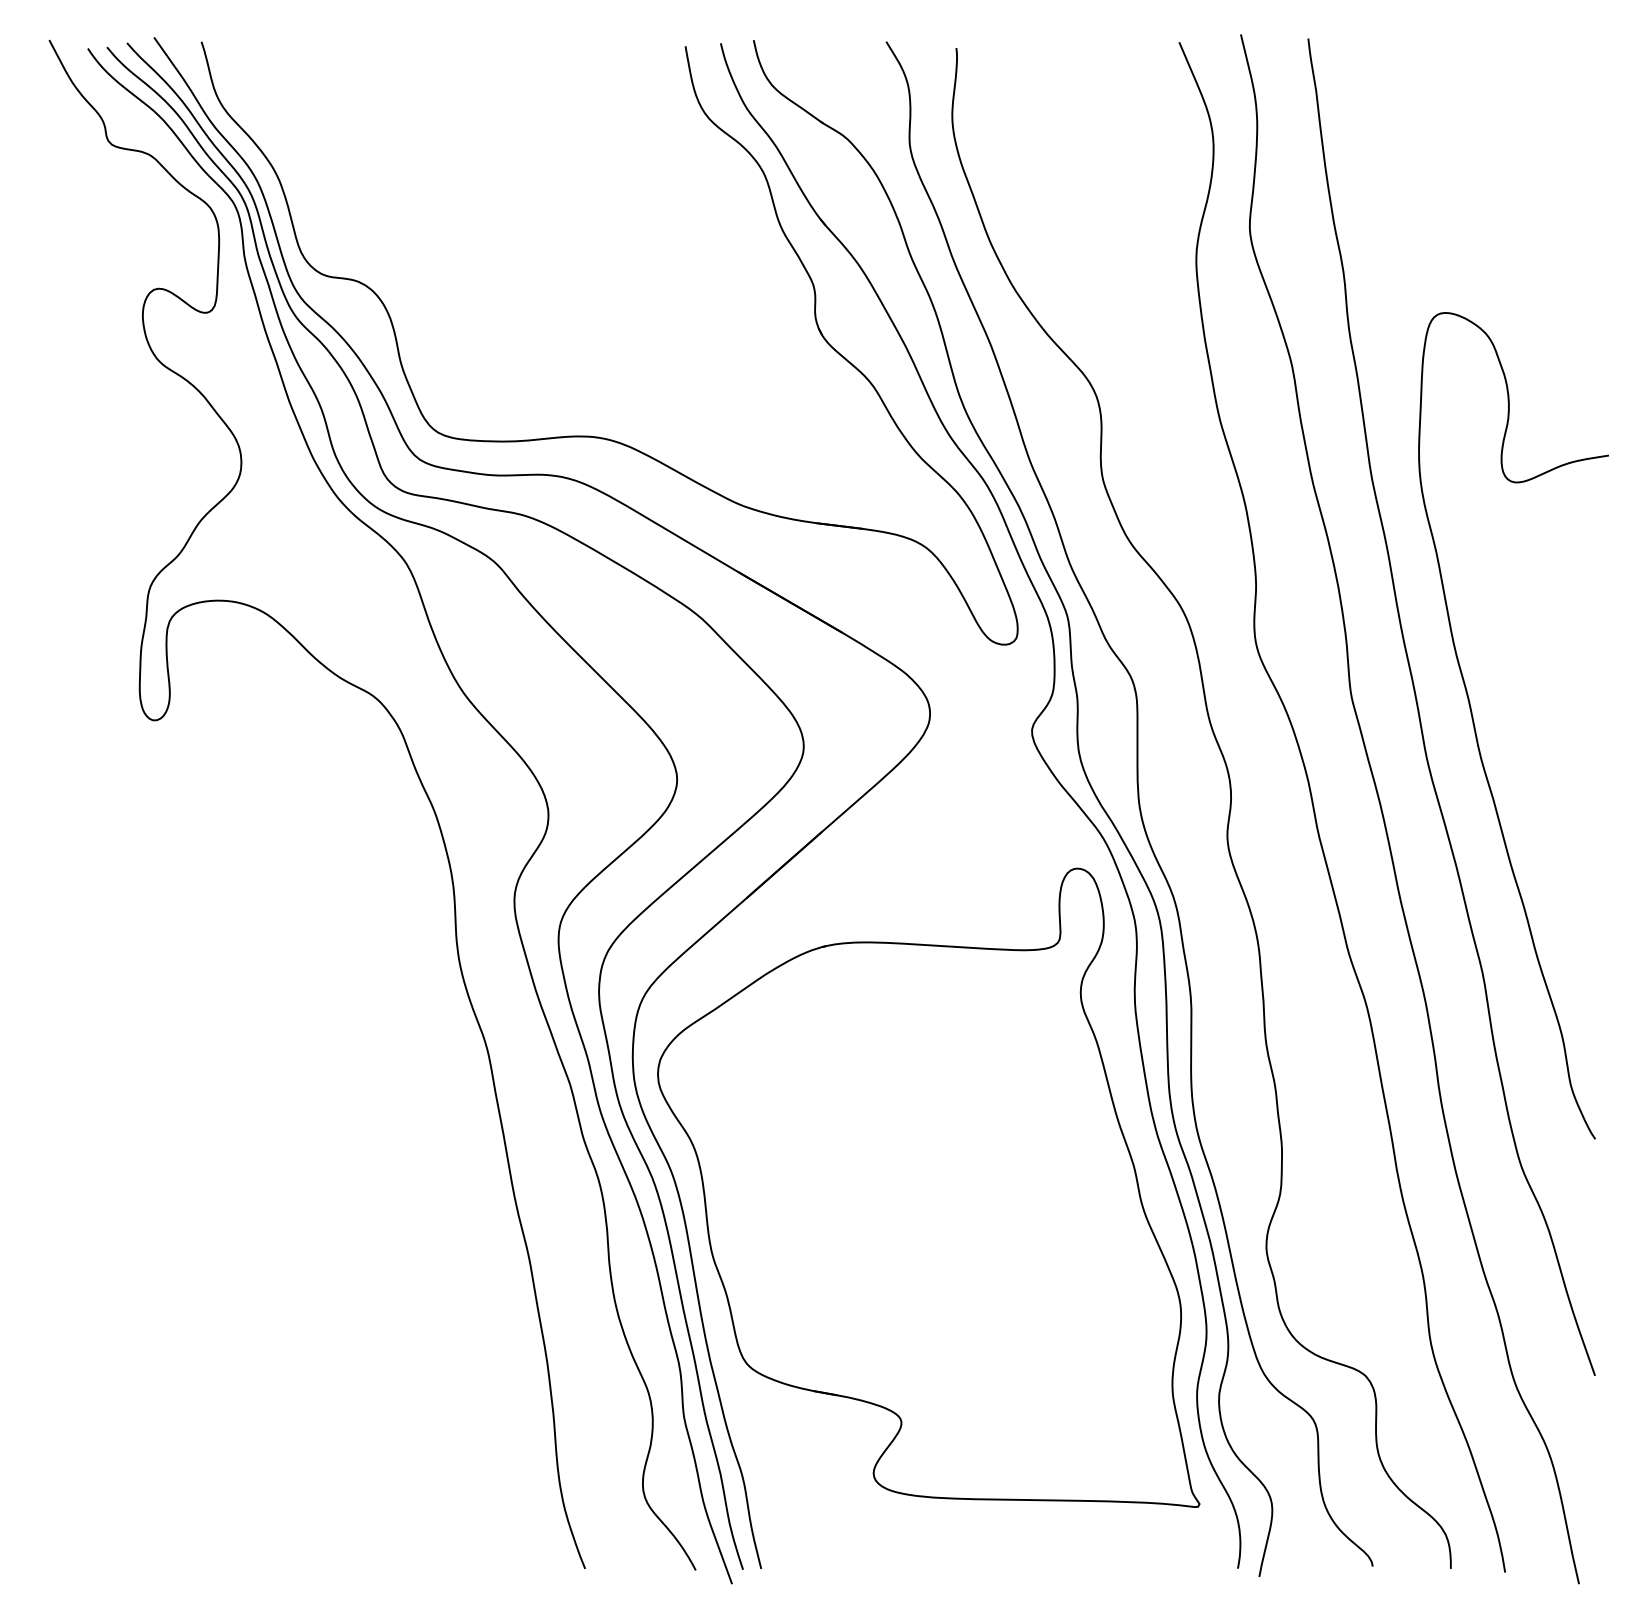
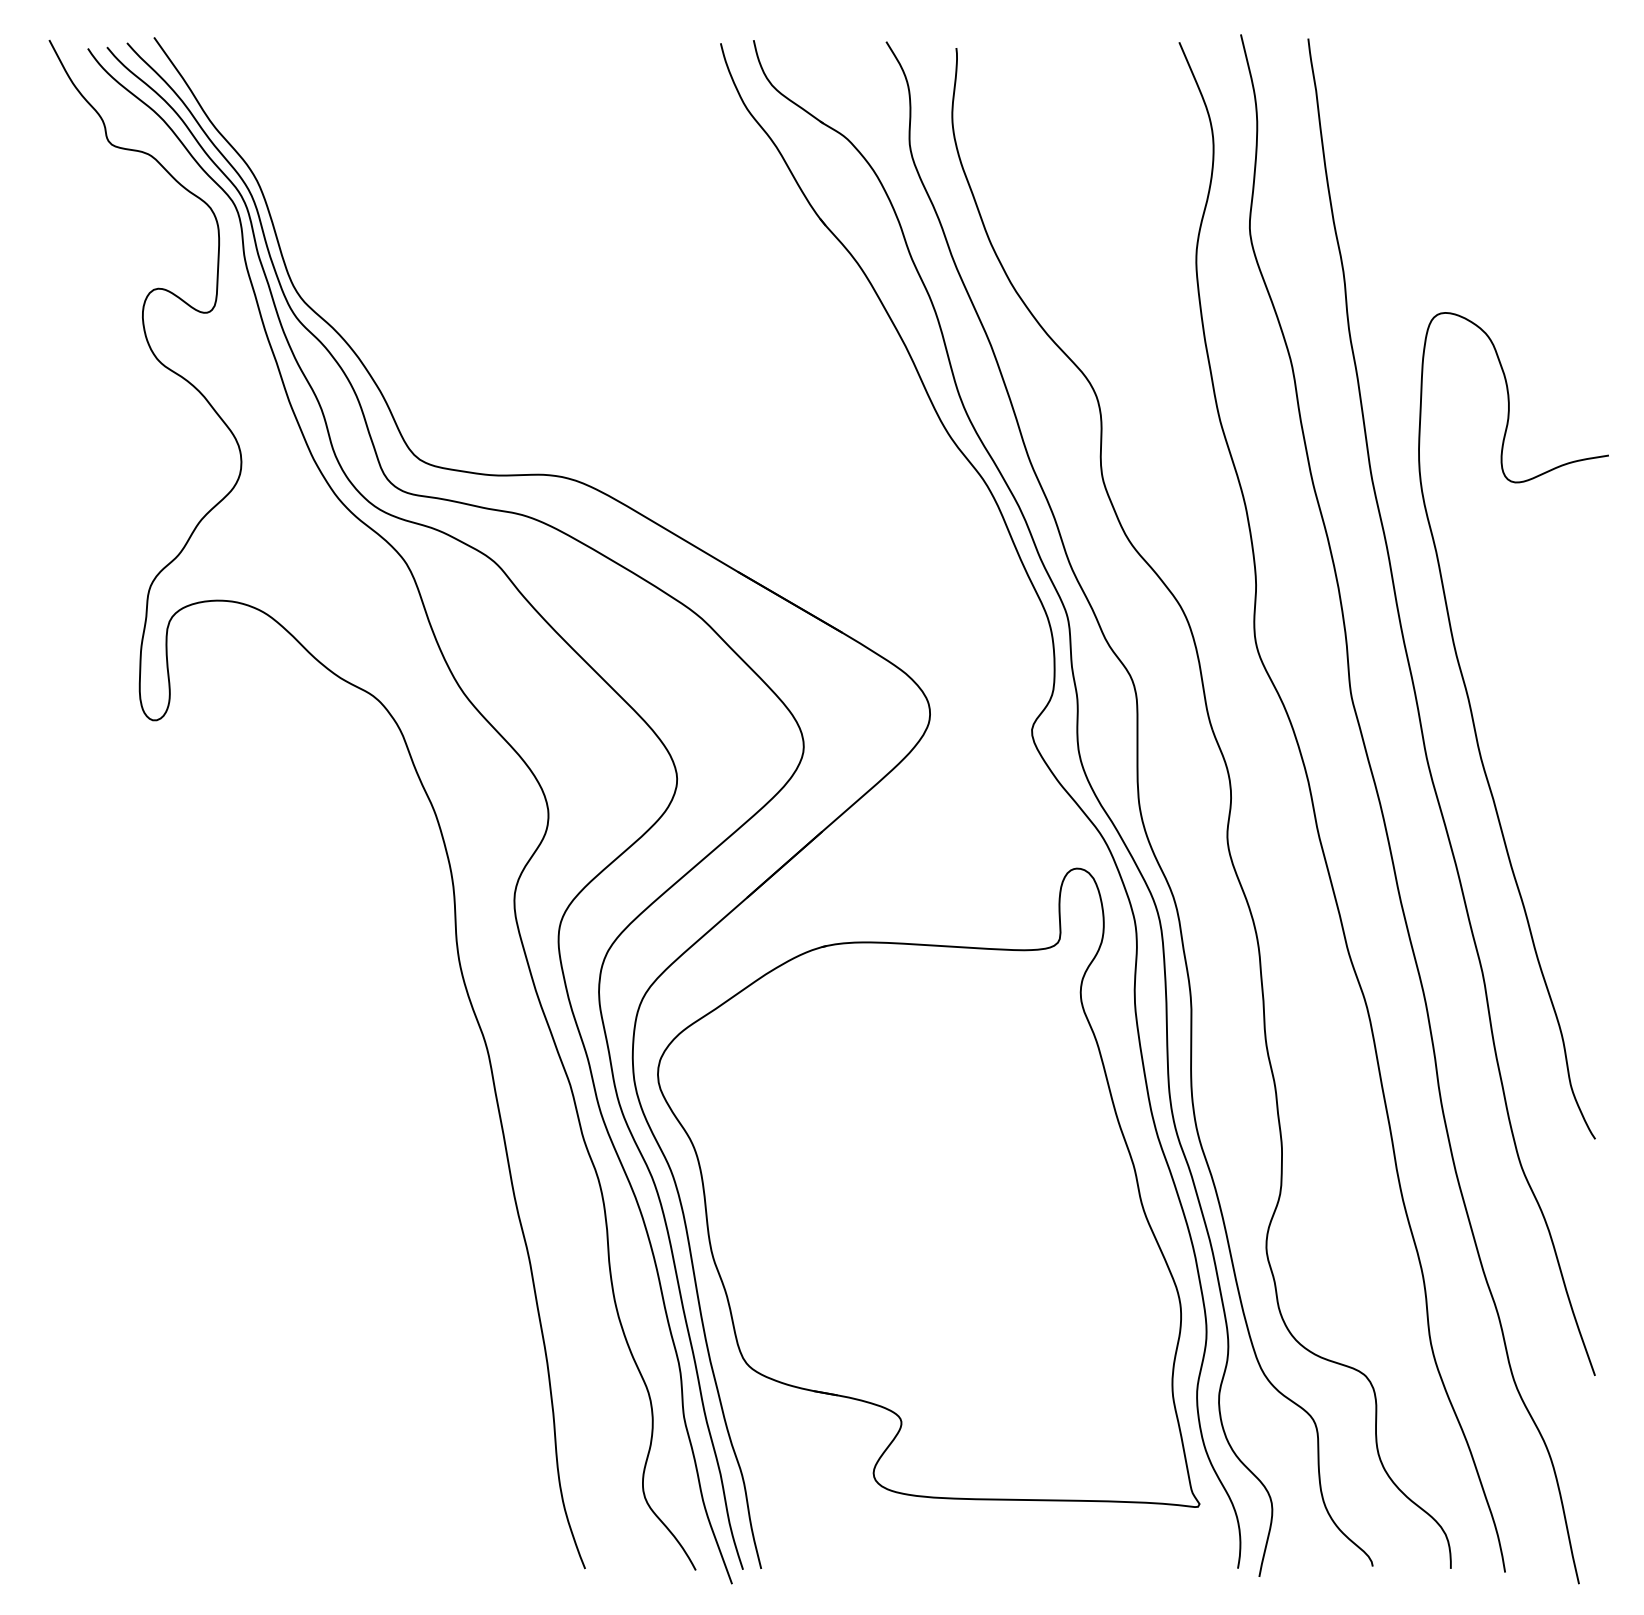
part: present -> none (598, 436)
